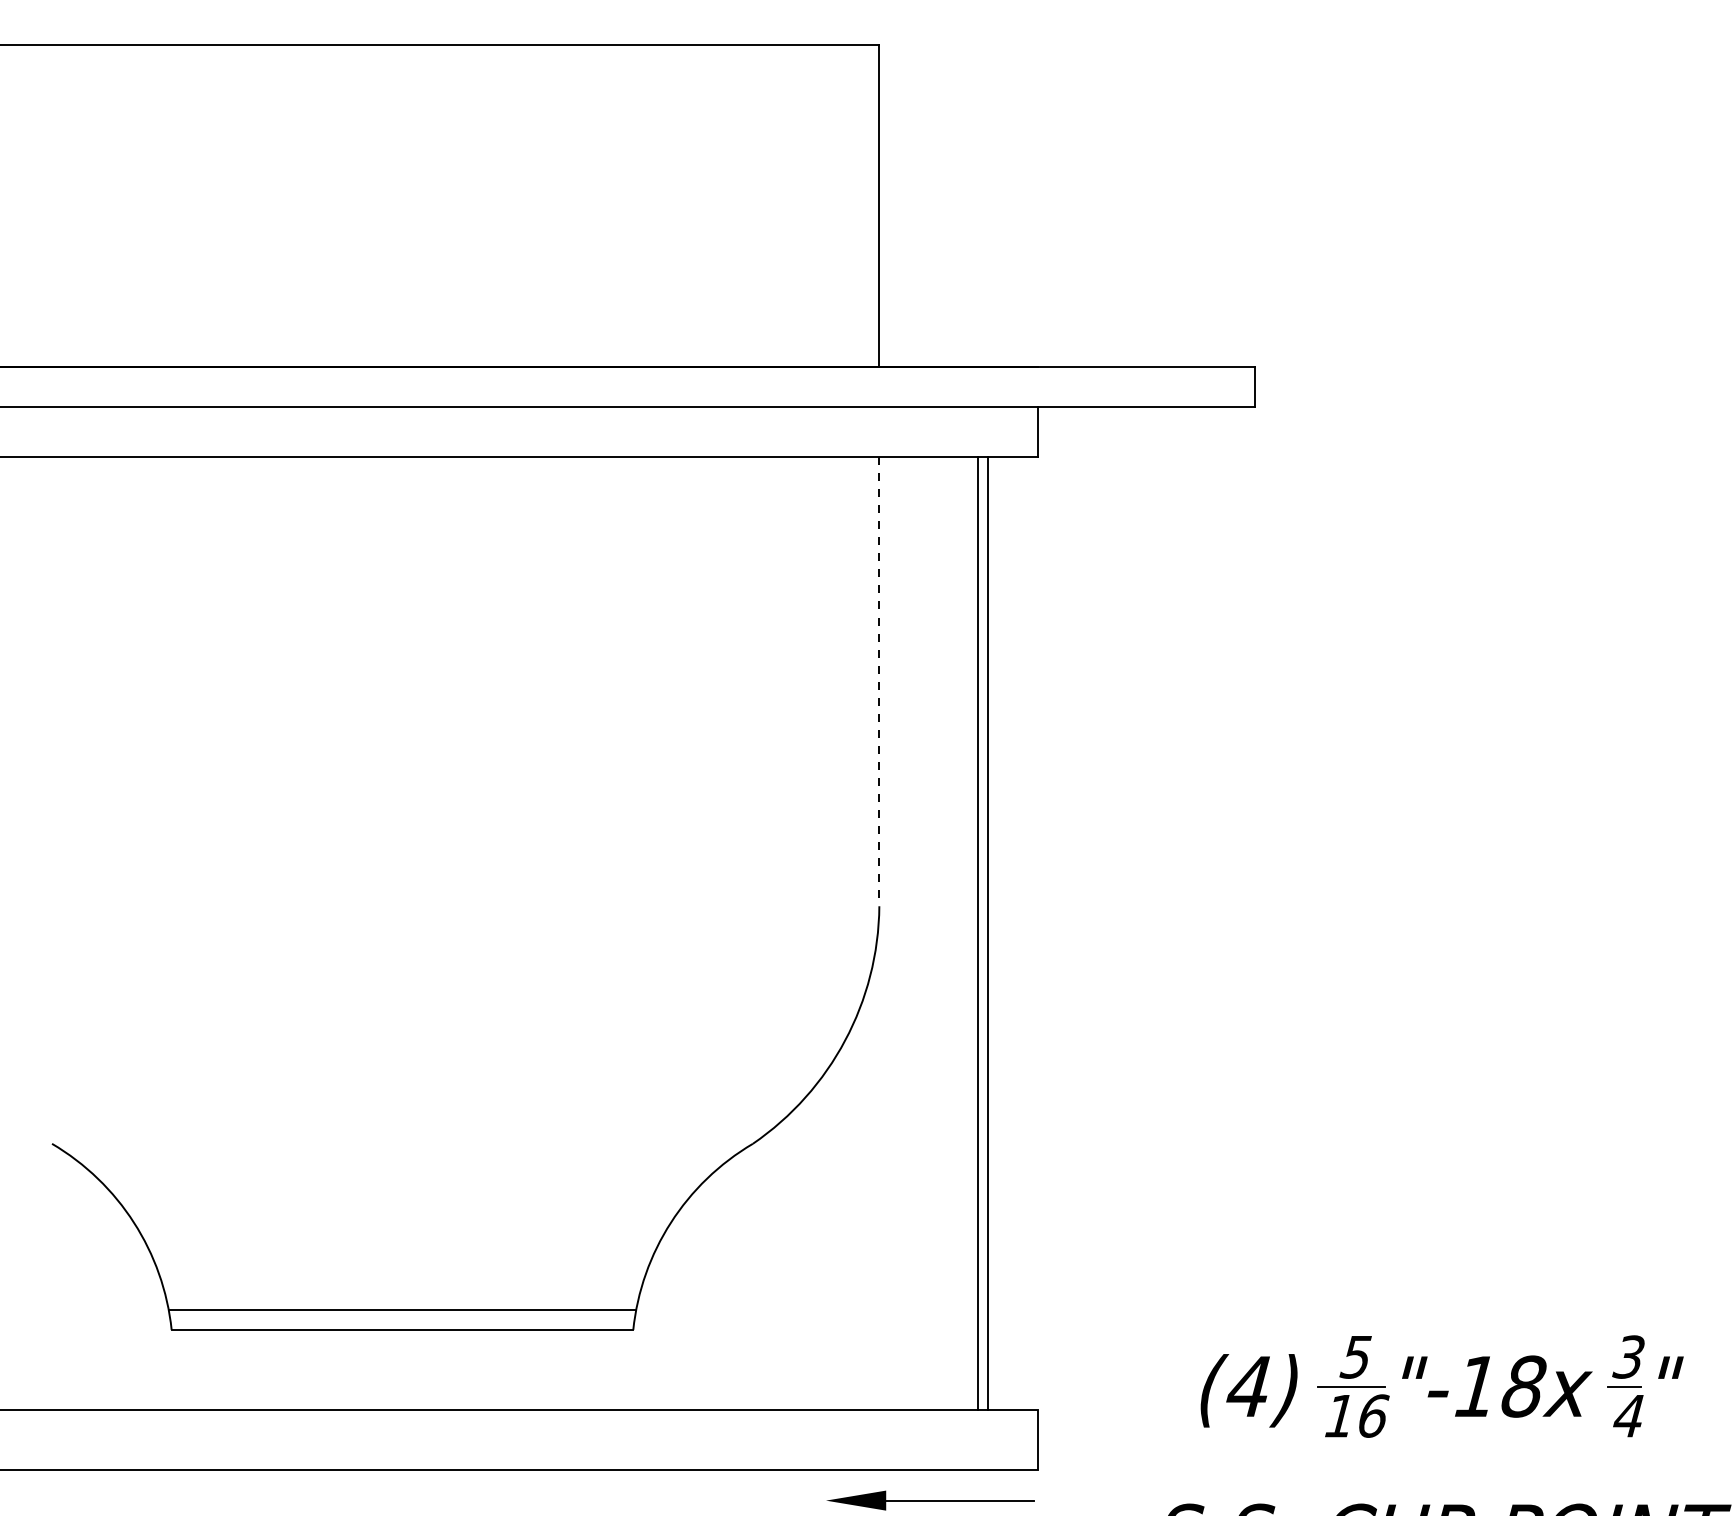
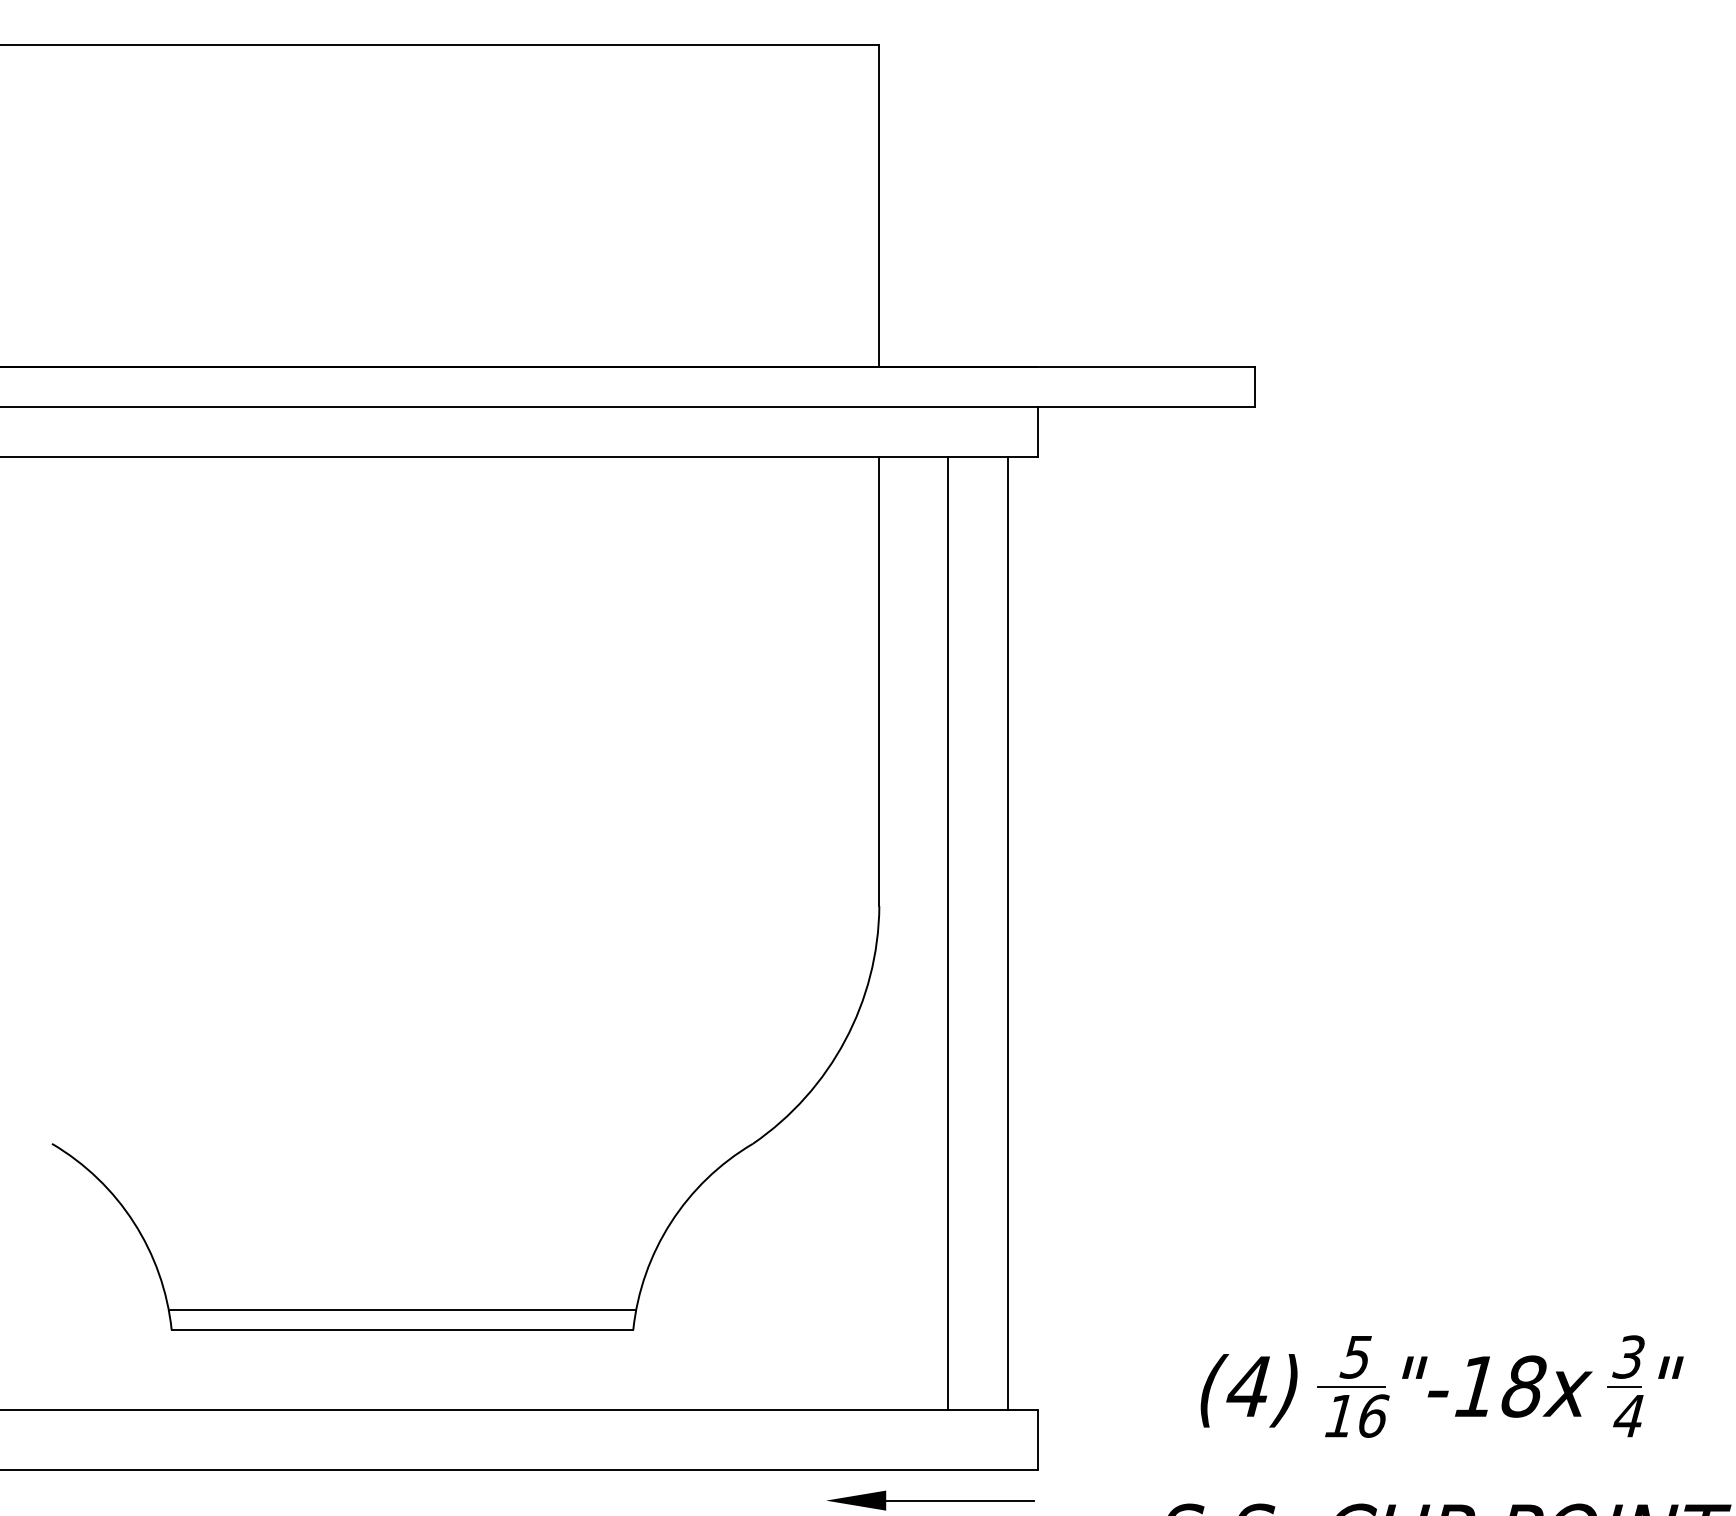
line: dashed -> solid (879, 681)
line position: (978, 933) -> (1008, 933) (1008, 933)
line position: (987, 933) -> (947, 933) (947, 933)
